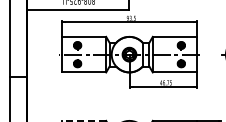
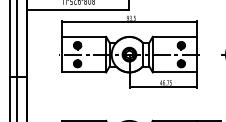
line: none -> present (16, 60)
line: dashed -> solid (83, 120)
